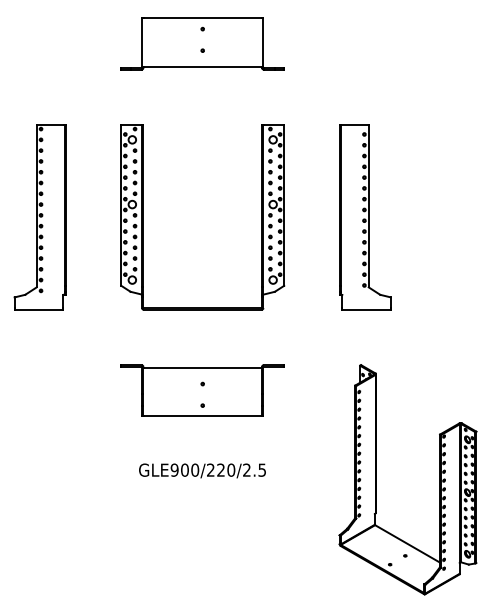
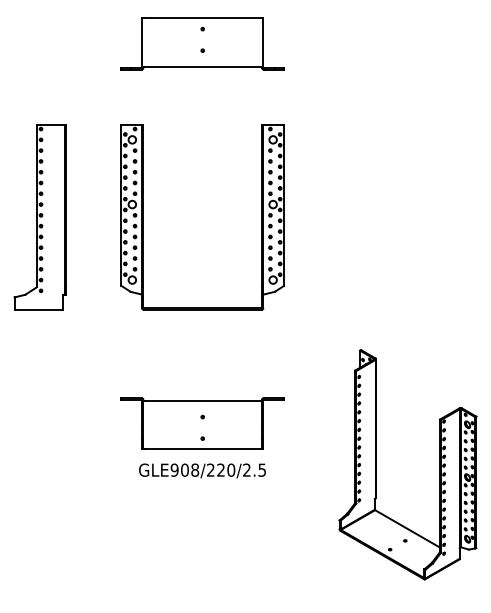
part: present -> none (365, 217)
part position: (202, 390) -> (202, 423) (202, 423)
text: GLE900/220/2.5 -> GLE908/220/2.5 (195, 469)
part position: (376, 479) -> (376, 464) (376, 464)
